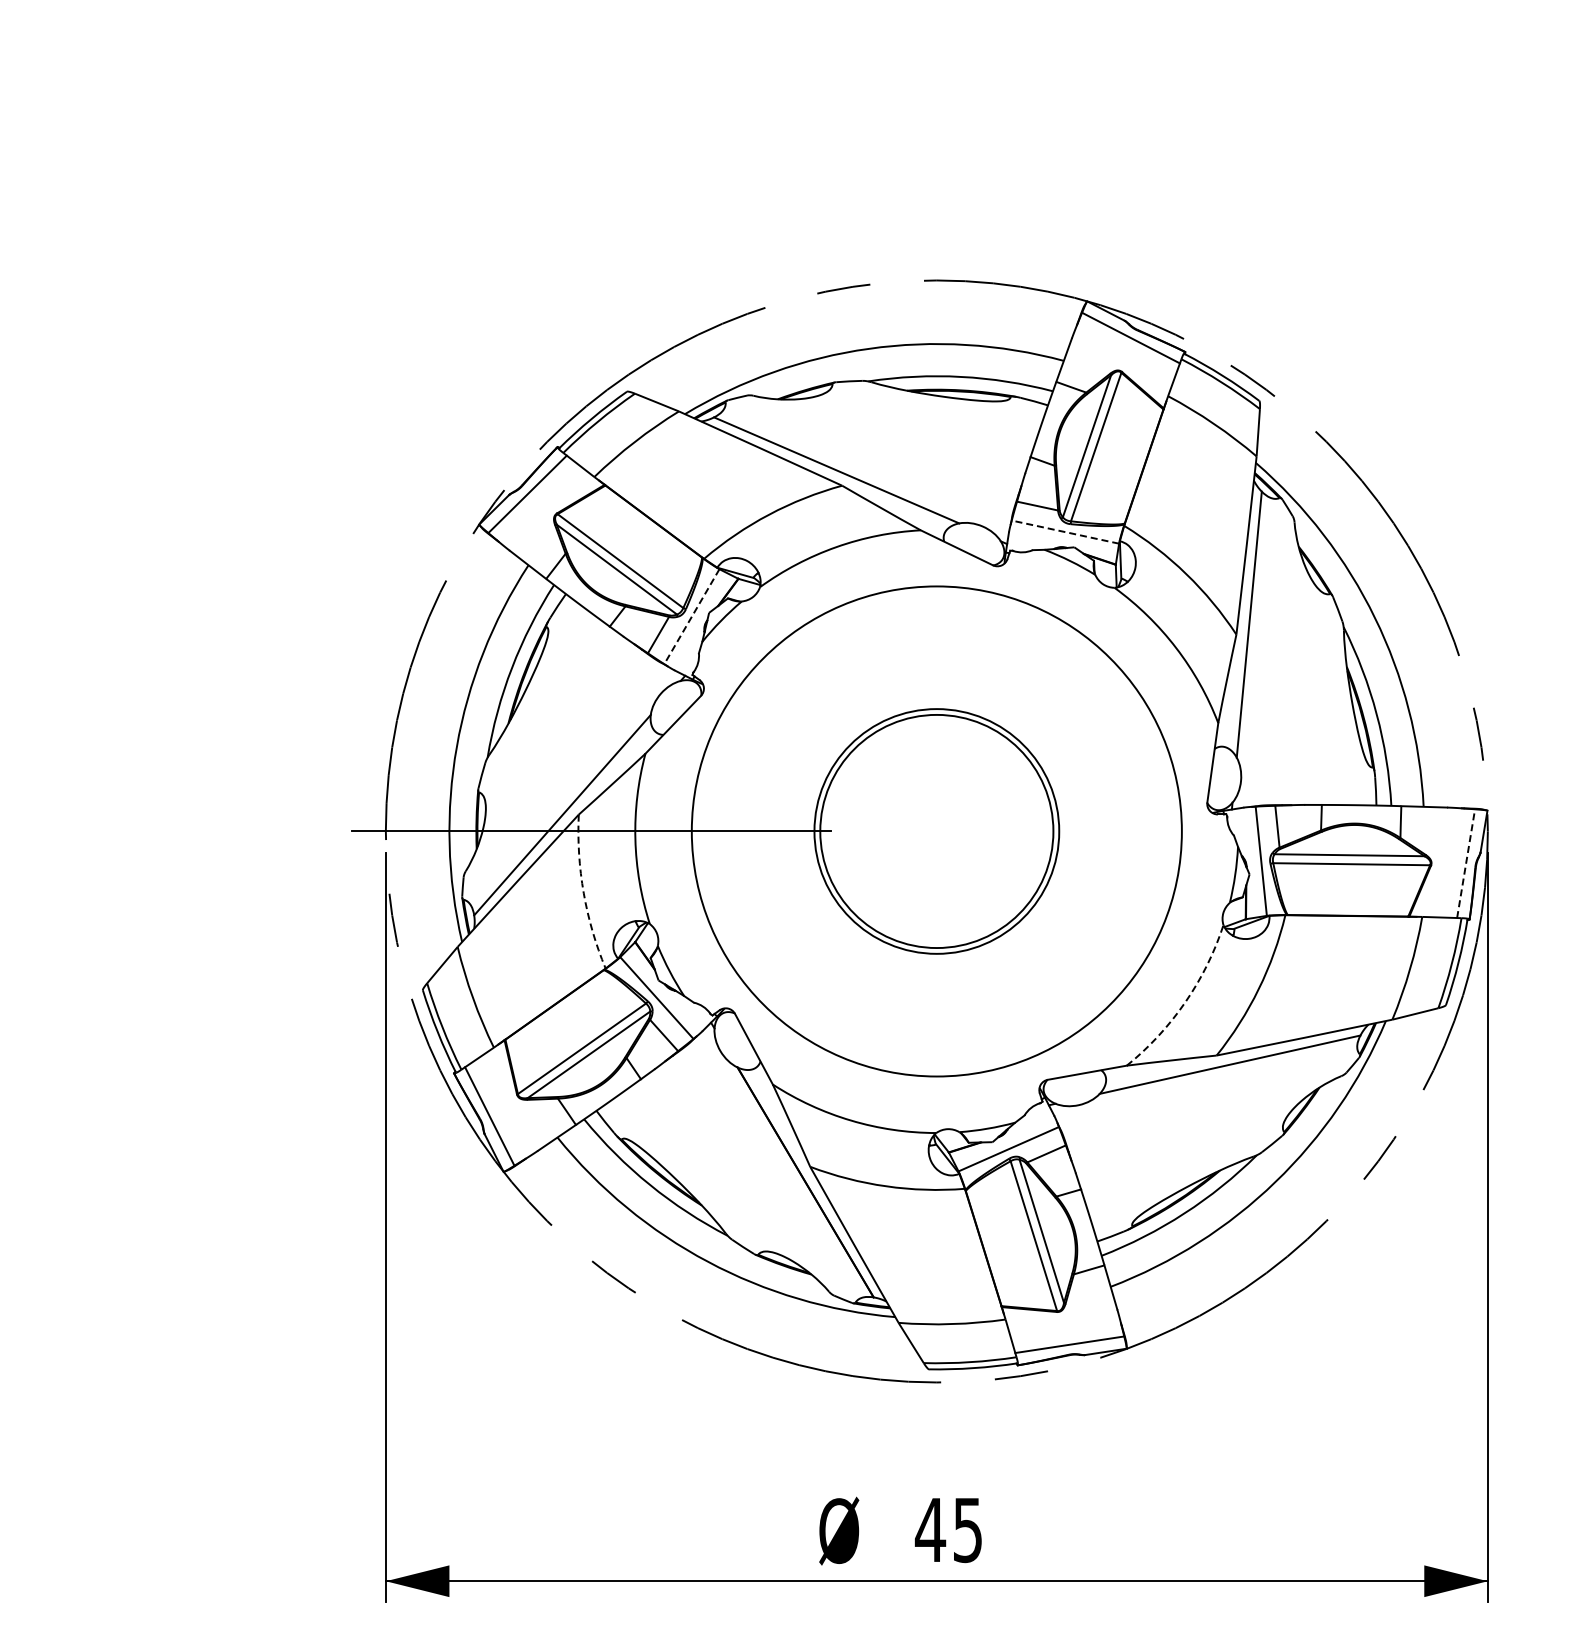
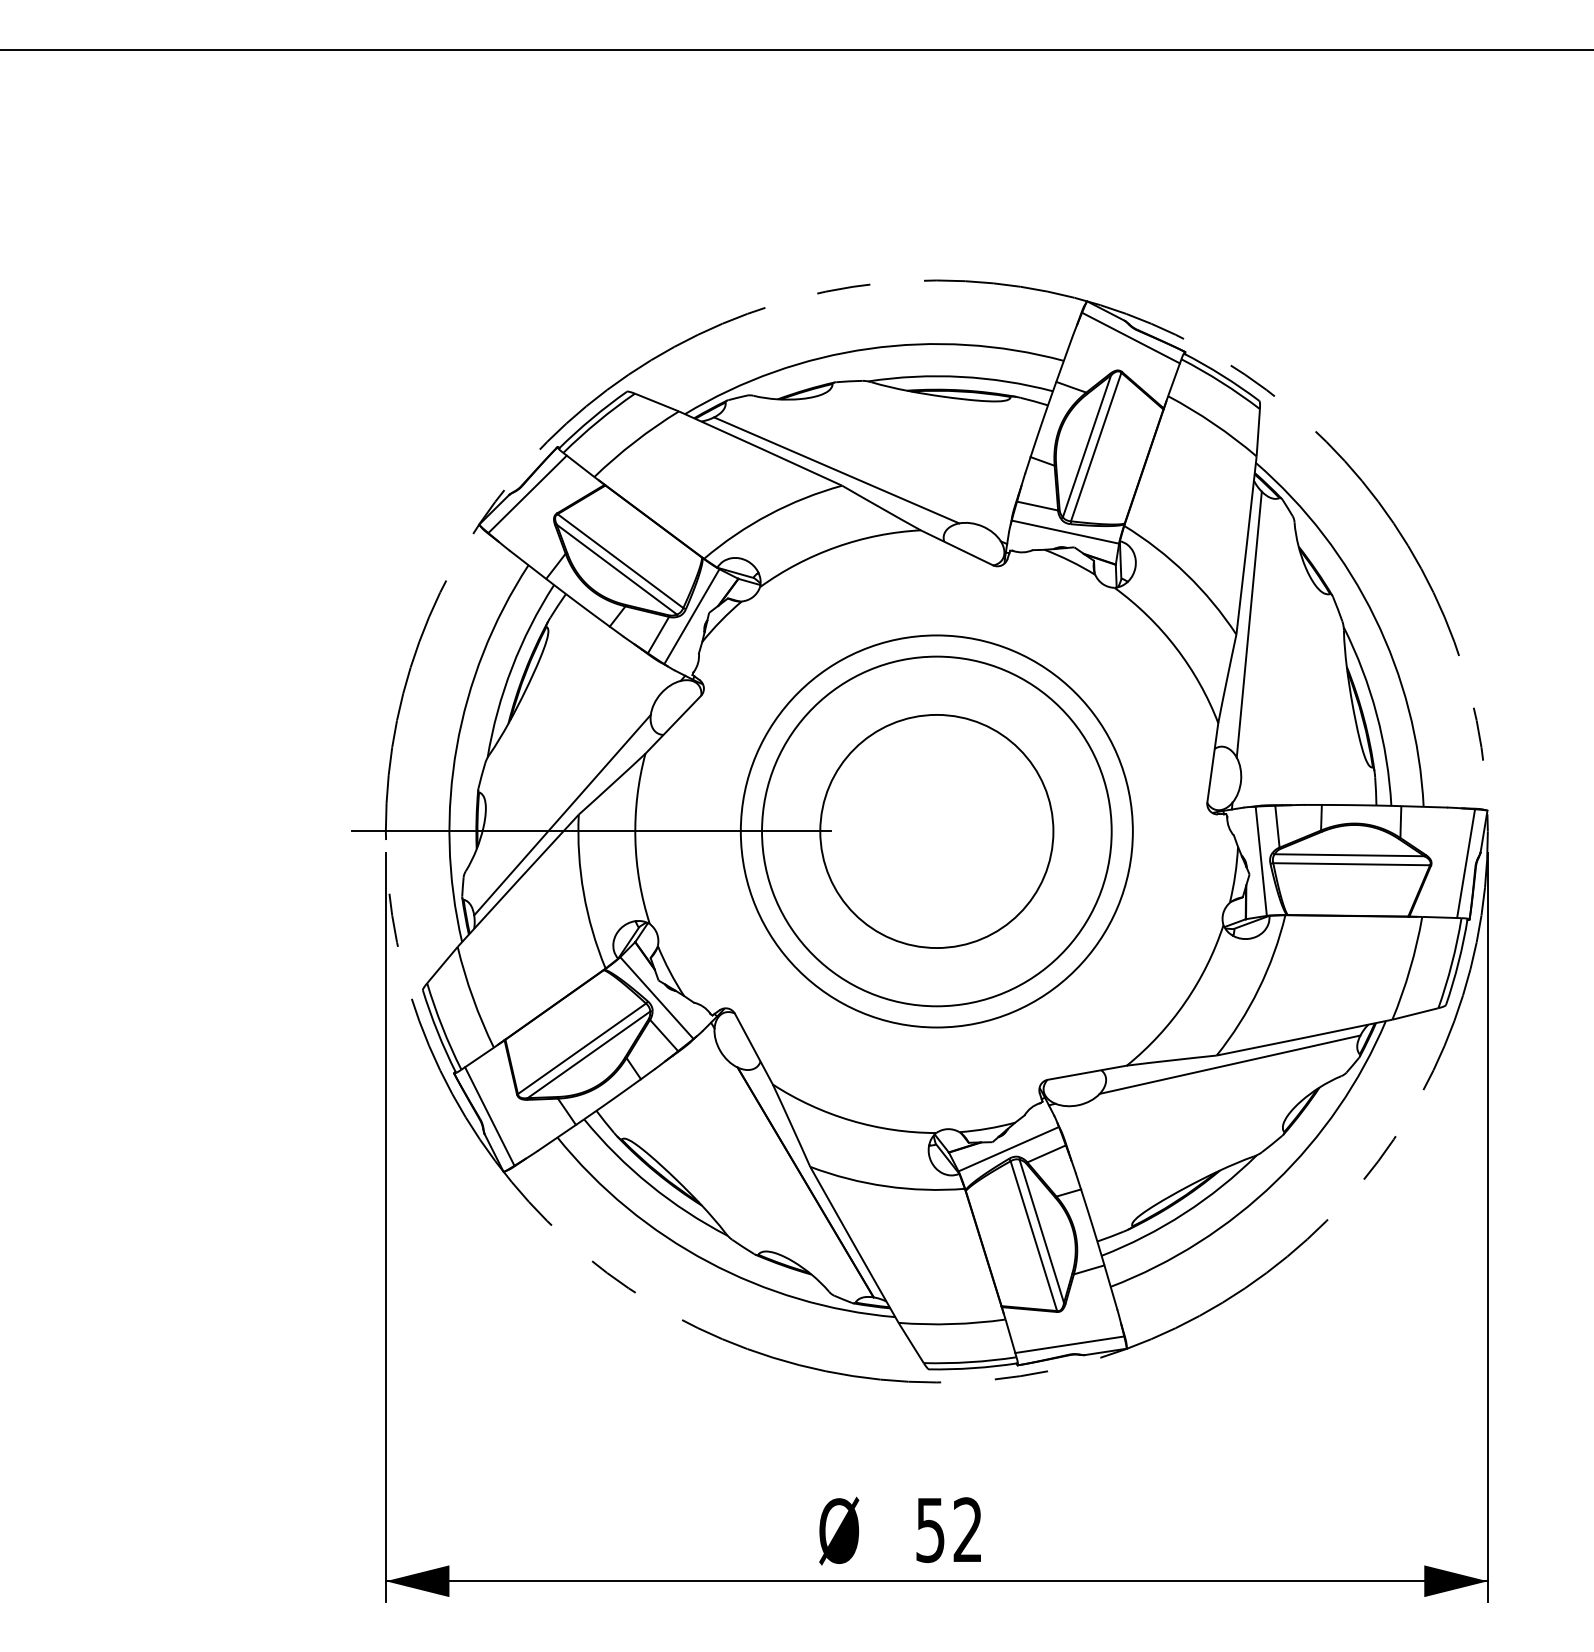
line: none -> present (796, 49)
line: dashed -> solid (1065, 532)
line: dashed -> solid (691, 616)
circle diameter: 245 px -> 350 px (936, 831)
circle diameter: 490 px -> 392 px (936, 831)
line: dashed -> solid (1466, 863)
arc: dashed -> solid (583, 893)
arc: dashed -> solid (1185, 1002)
text: 45 -> 52 (947, 1530)
